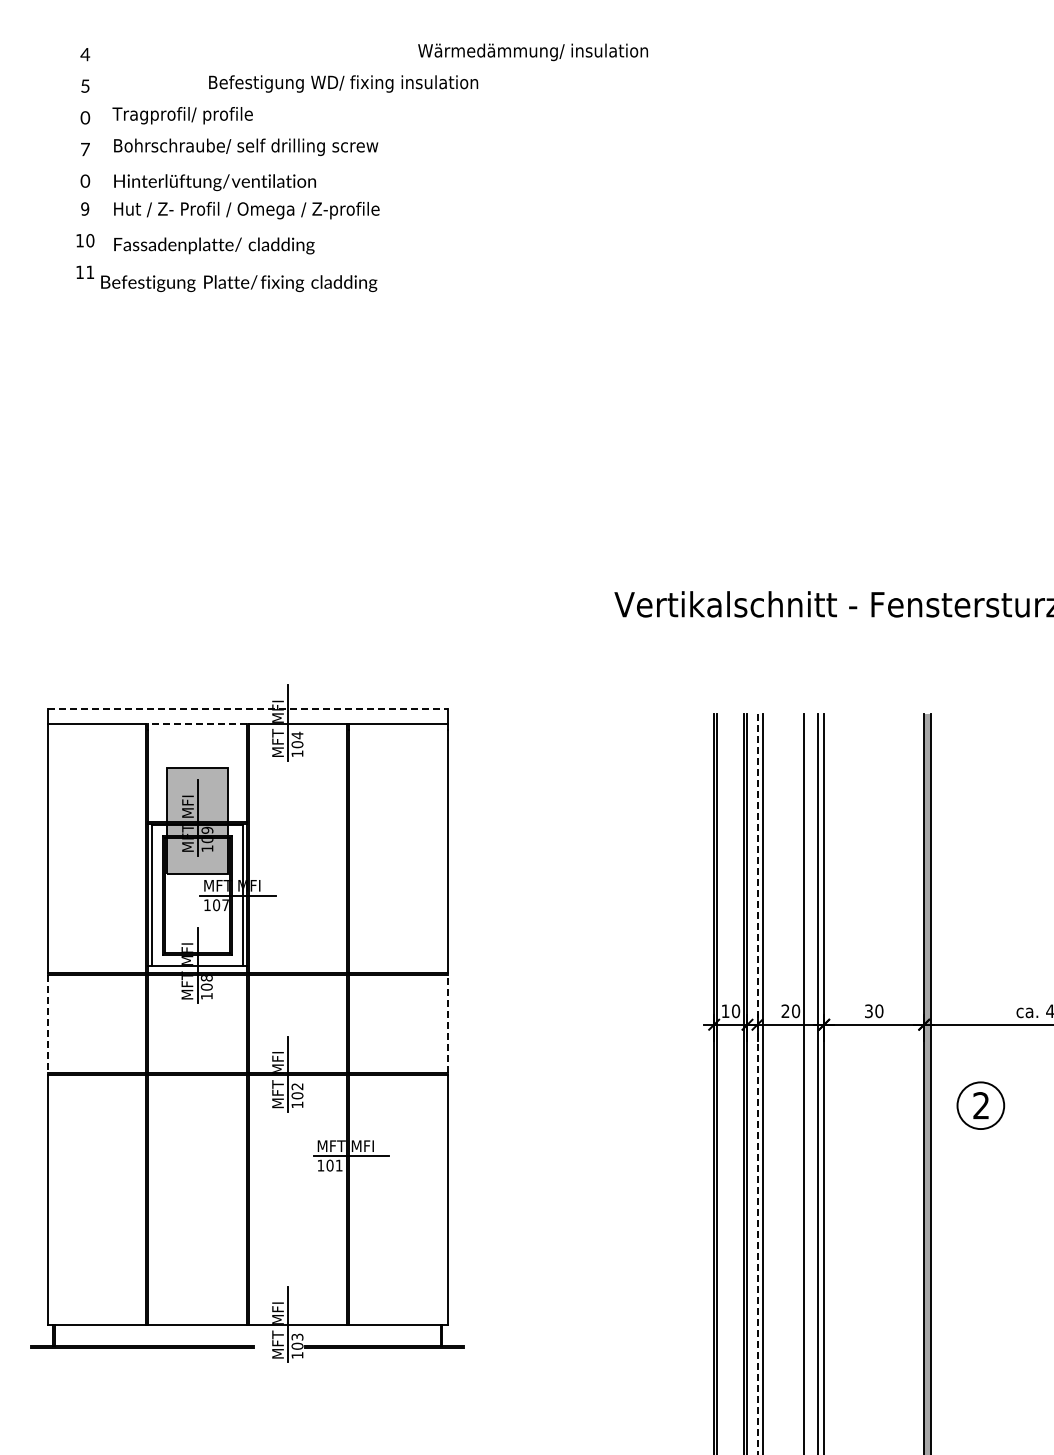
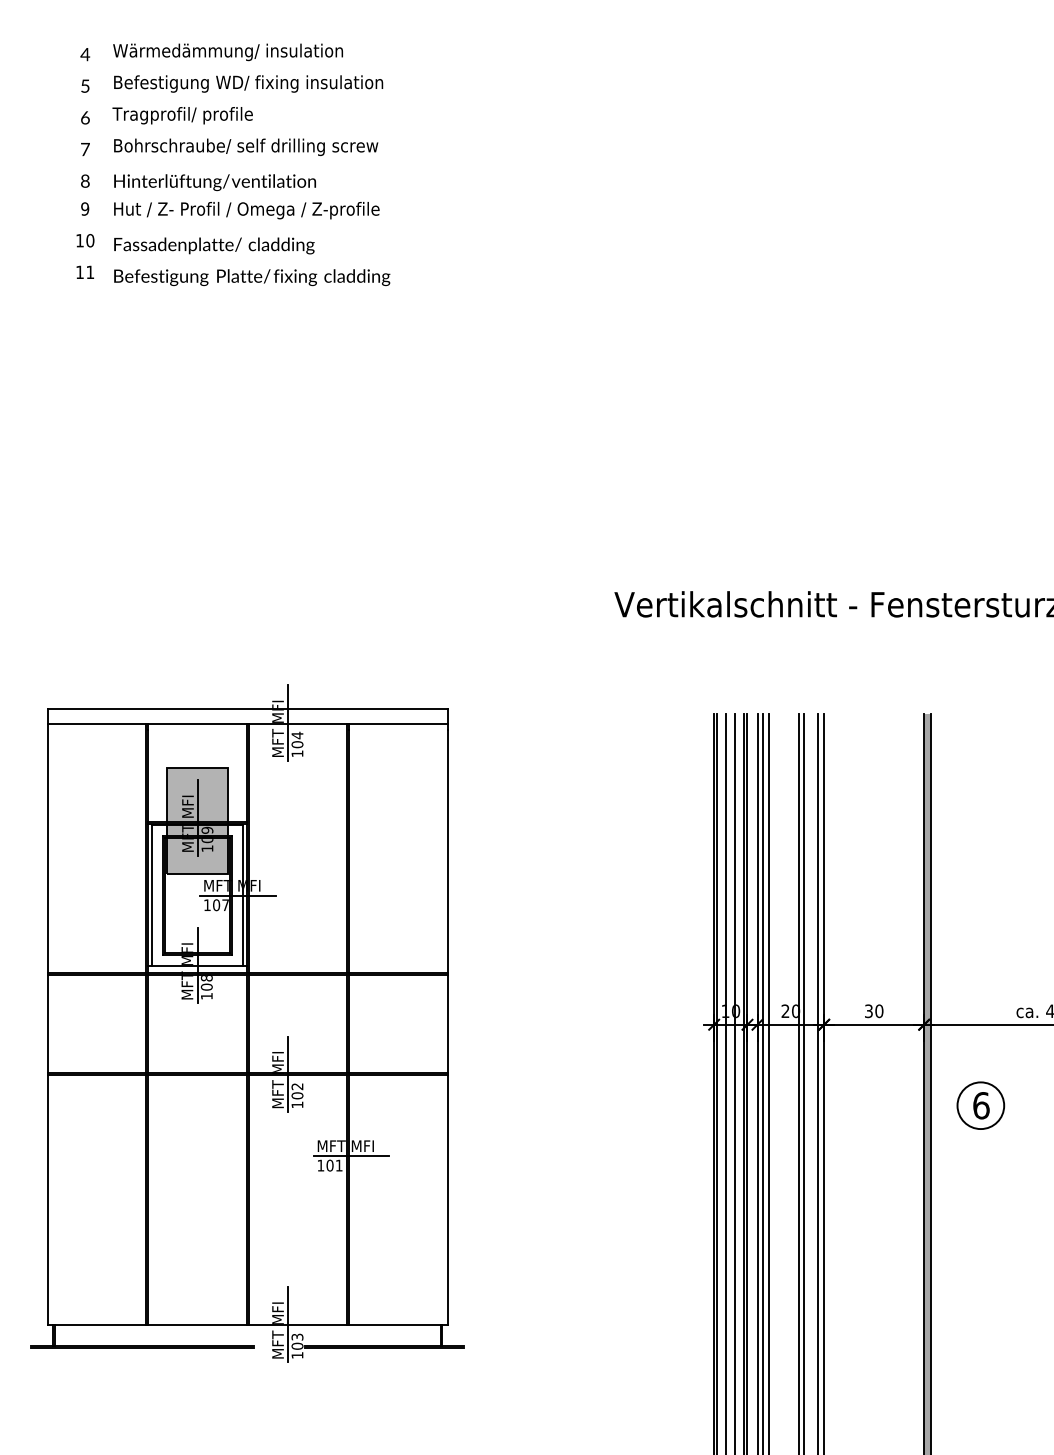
text position: (532, 52) -> (227, 52) (227, 52)
text position: (343, 83) -> (248, 83) (248, 83)
text: 0 -> 6 (85, 117)
text: 0 -> 8 (85, 181)
text position: (239, 283) -> (252, 277) (252, 277)
line: dashed -> solid (248, 708)
line: dashed -> solid (196, 723)
line: dashed -> solid (447, 1023)
line: dashed -> solid (47, 1024)
line: none -> present (726, 1082)
line: none -> present (735, 1082)
line: none -> present (768, 1082)
line: none -> present (799, 1082)
line: dashed -> solid (757, 1084)
text: 2 -> 6 (981, 1105)
